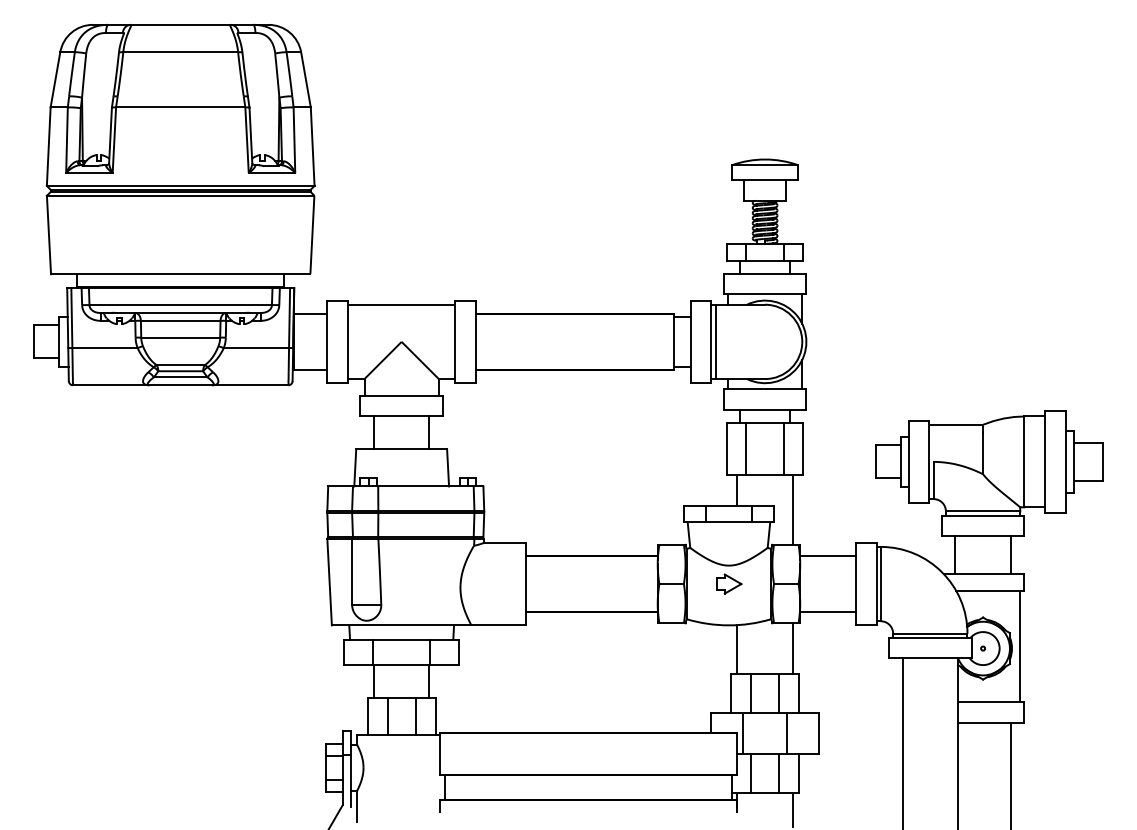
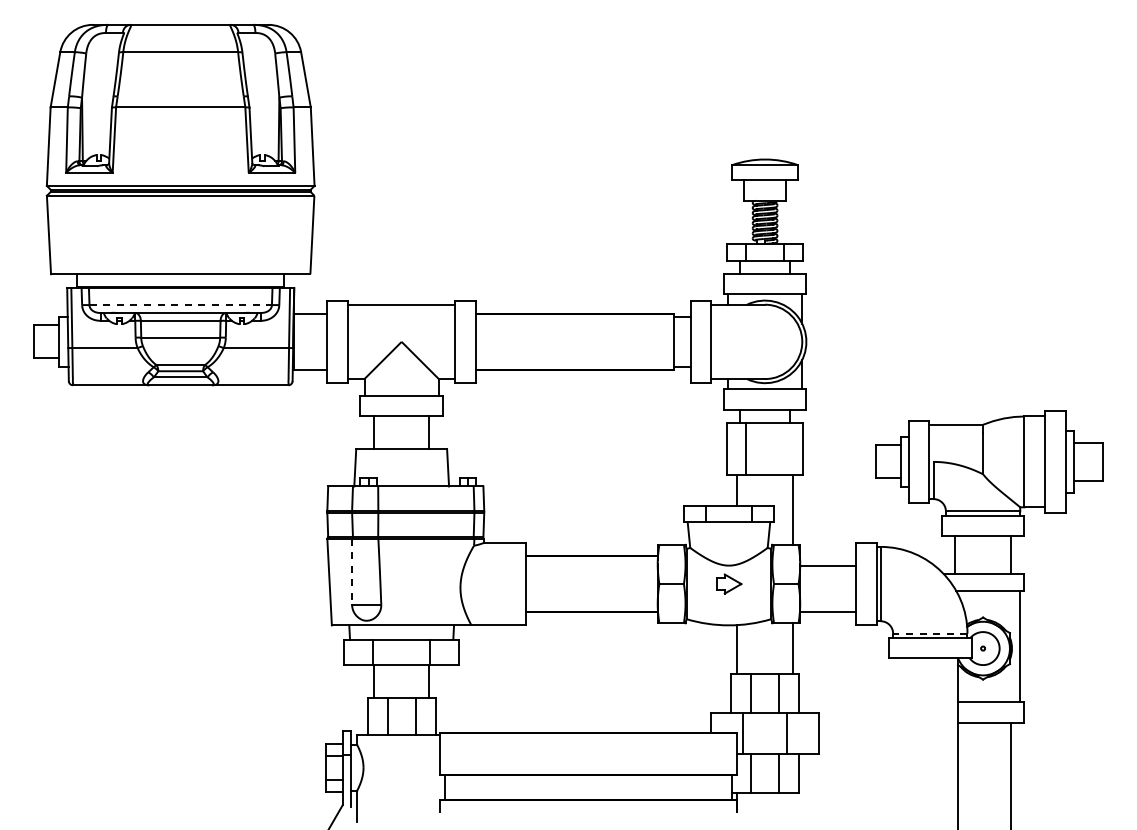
line: solid -> dashed (181, 305)
line: present -> none (715, 341)
line: present -> none (784, 449)
line position: (827, 556) -> (827, 566) (827, 566)
line: solid -> dashed (352, 572)
line: solid -> dashed (929, 633)
line: present -> none (902, 742)
line: present -> none (792, 809)
